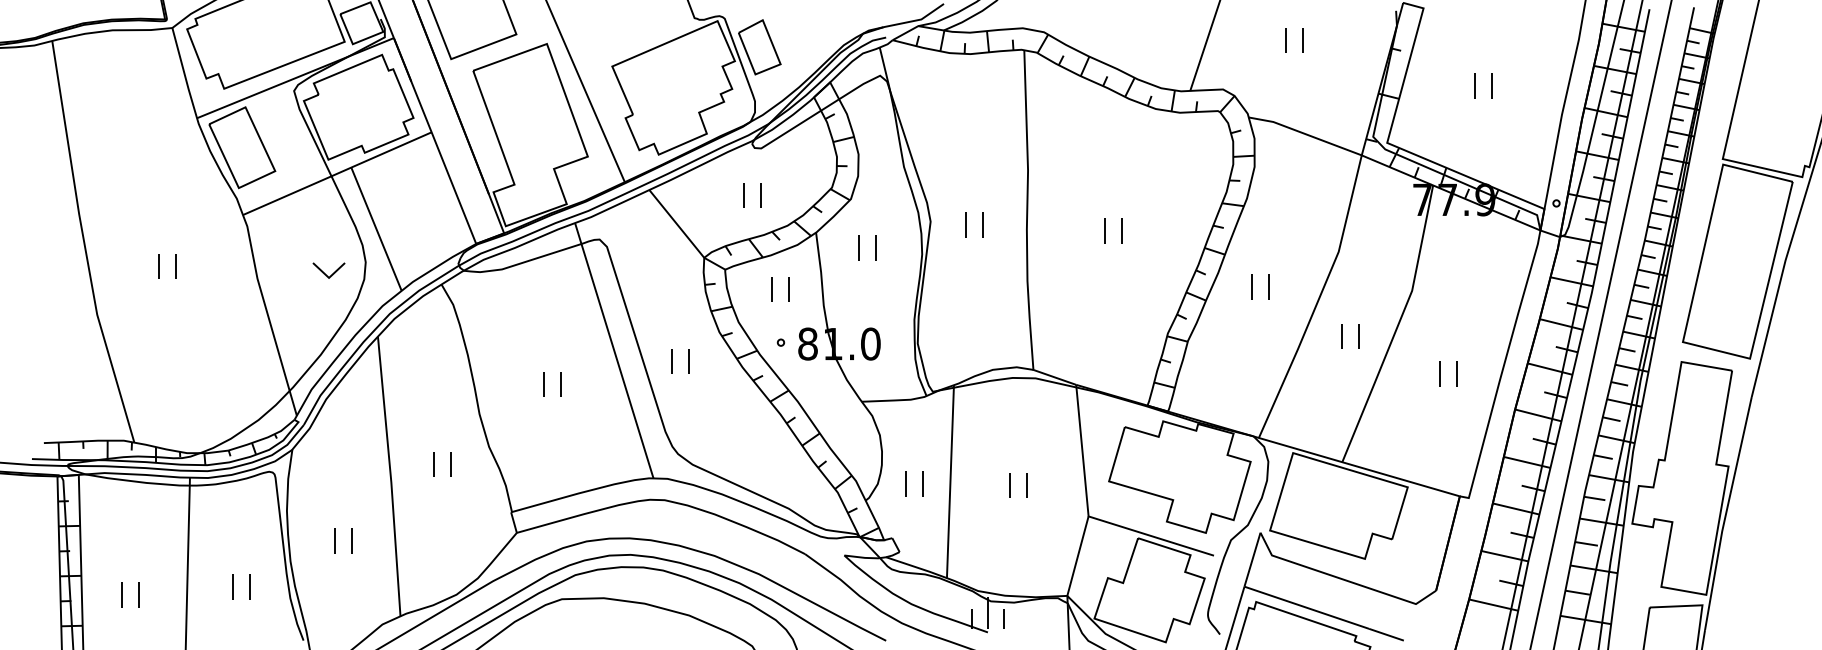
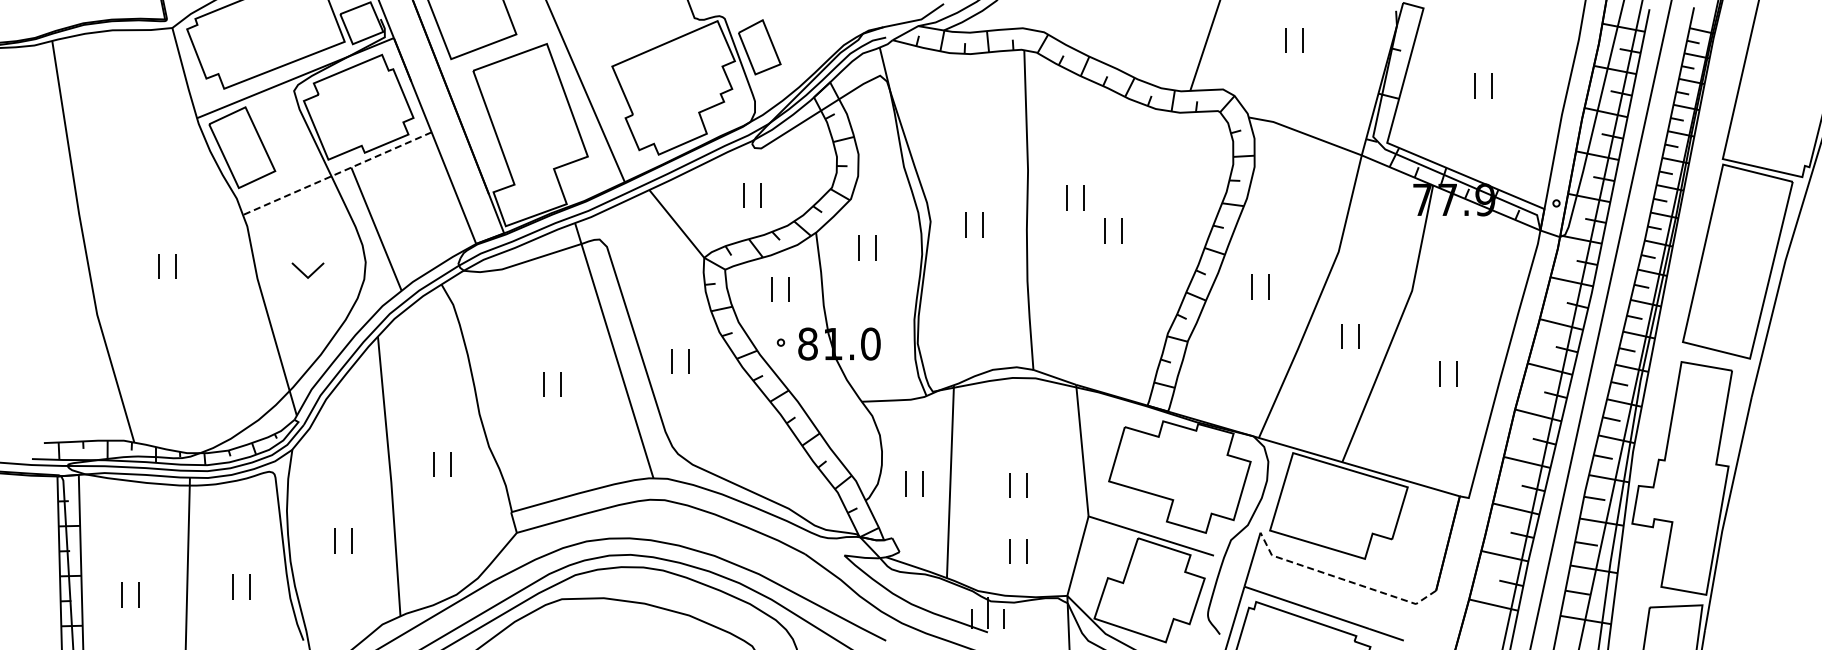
line: solid -> dashed (336, 173)
part: none -> present (1067, 197)
part position: (328, 270) -> (307, 270) (307, 270)
part: none -> present (1010, 551)
line: solid -> dashed (1343, 579)
